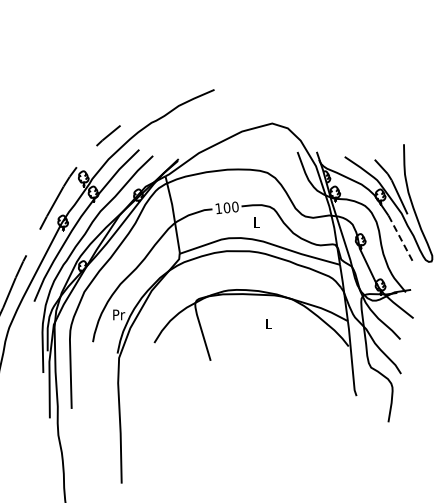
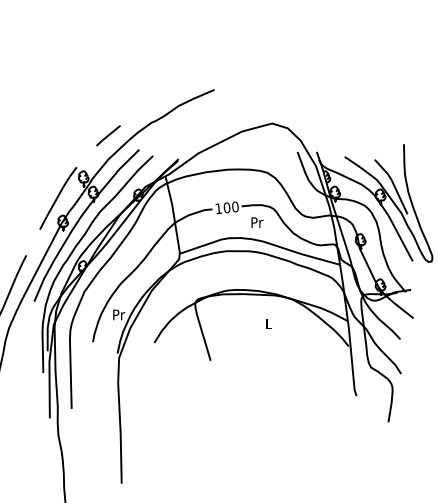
text: L -> Pr (257, 222)
line: dashed -> solid (400, 238)
